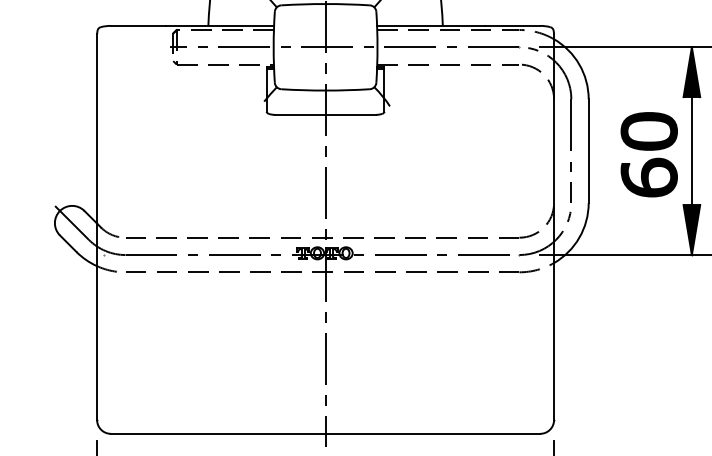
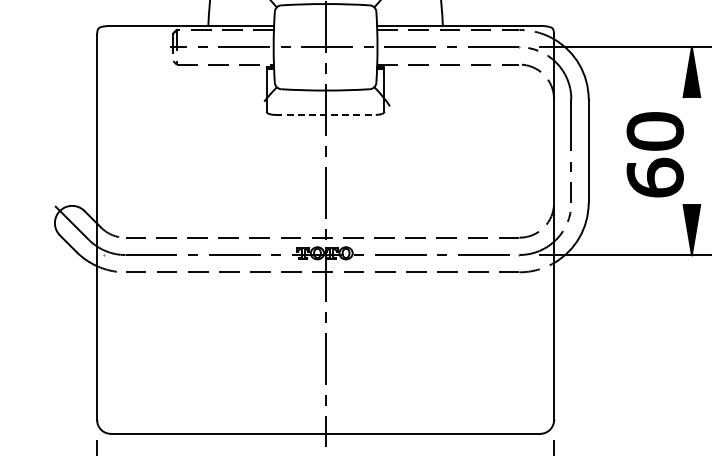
line: solid -> dashed (326, 114)
line: present -> none (691, 151)
part position: (648, 154) -> (654, 154) (654, 154)
